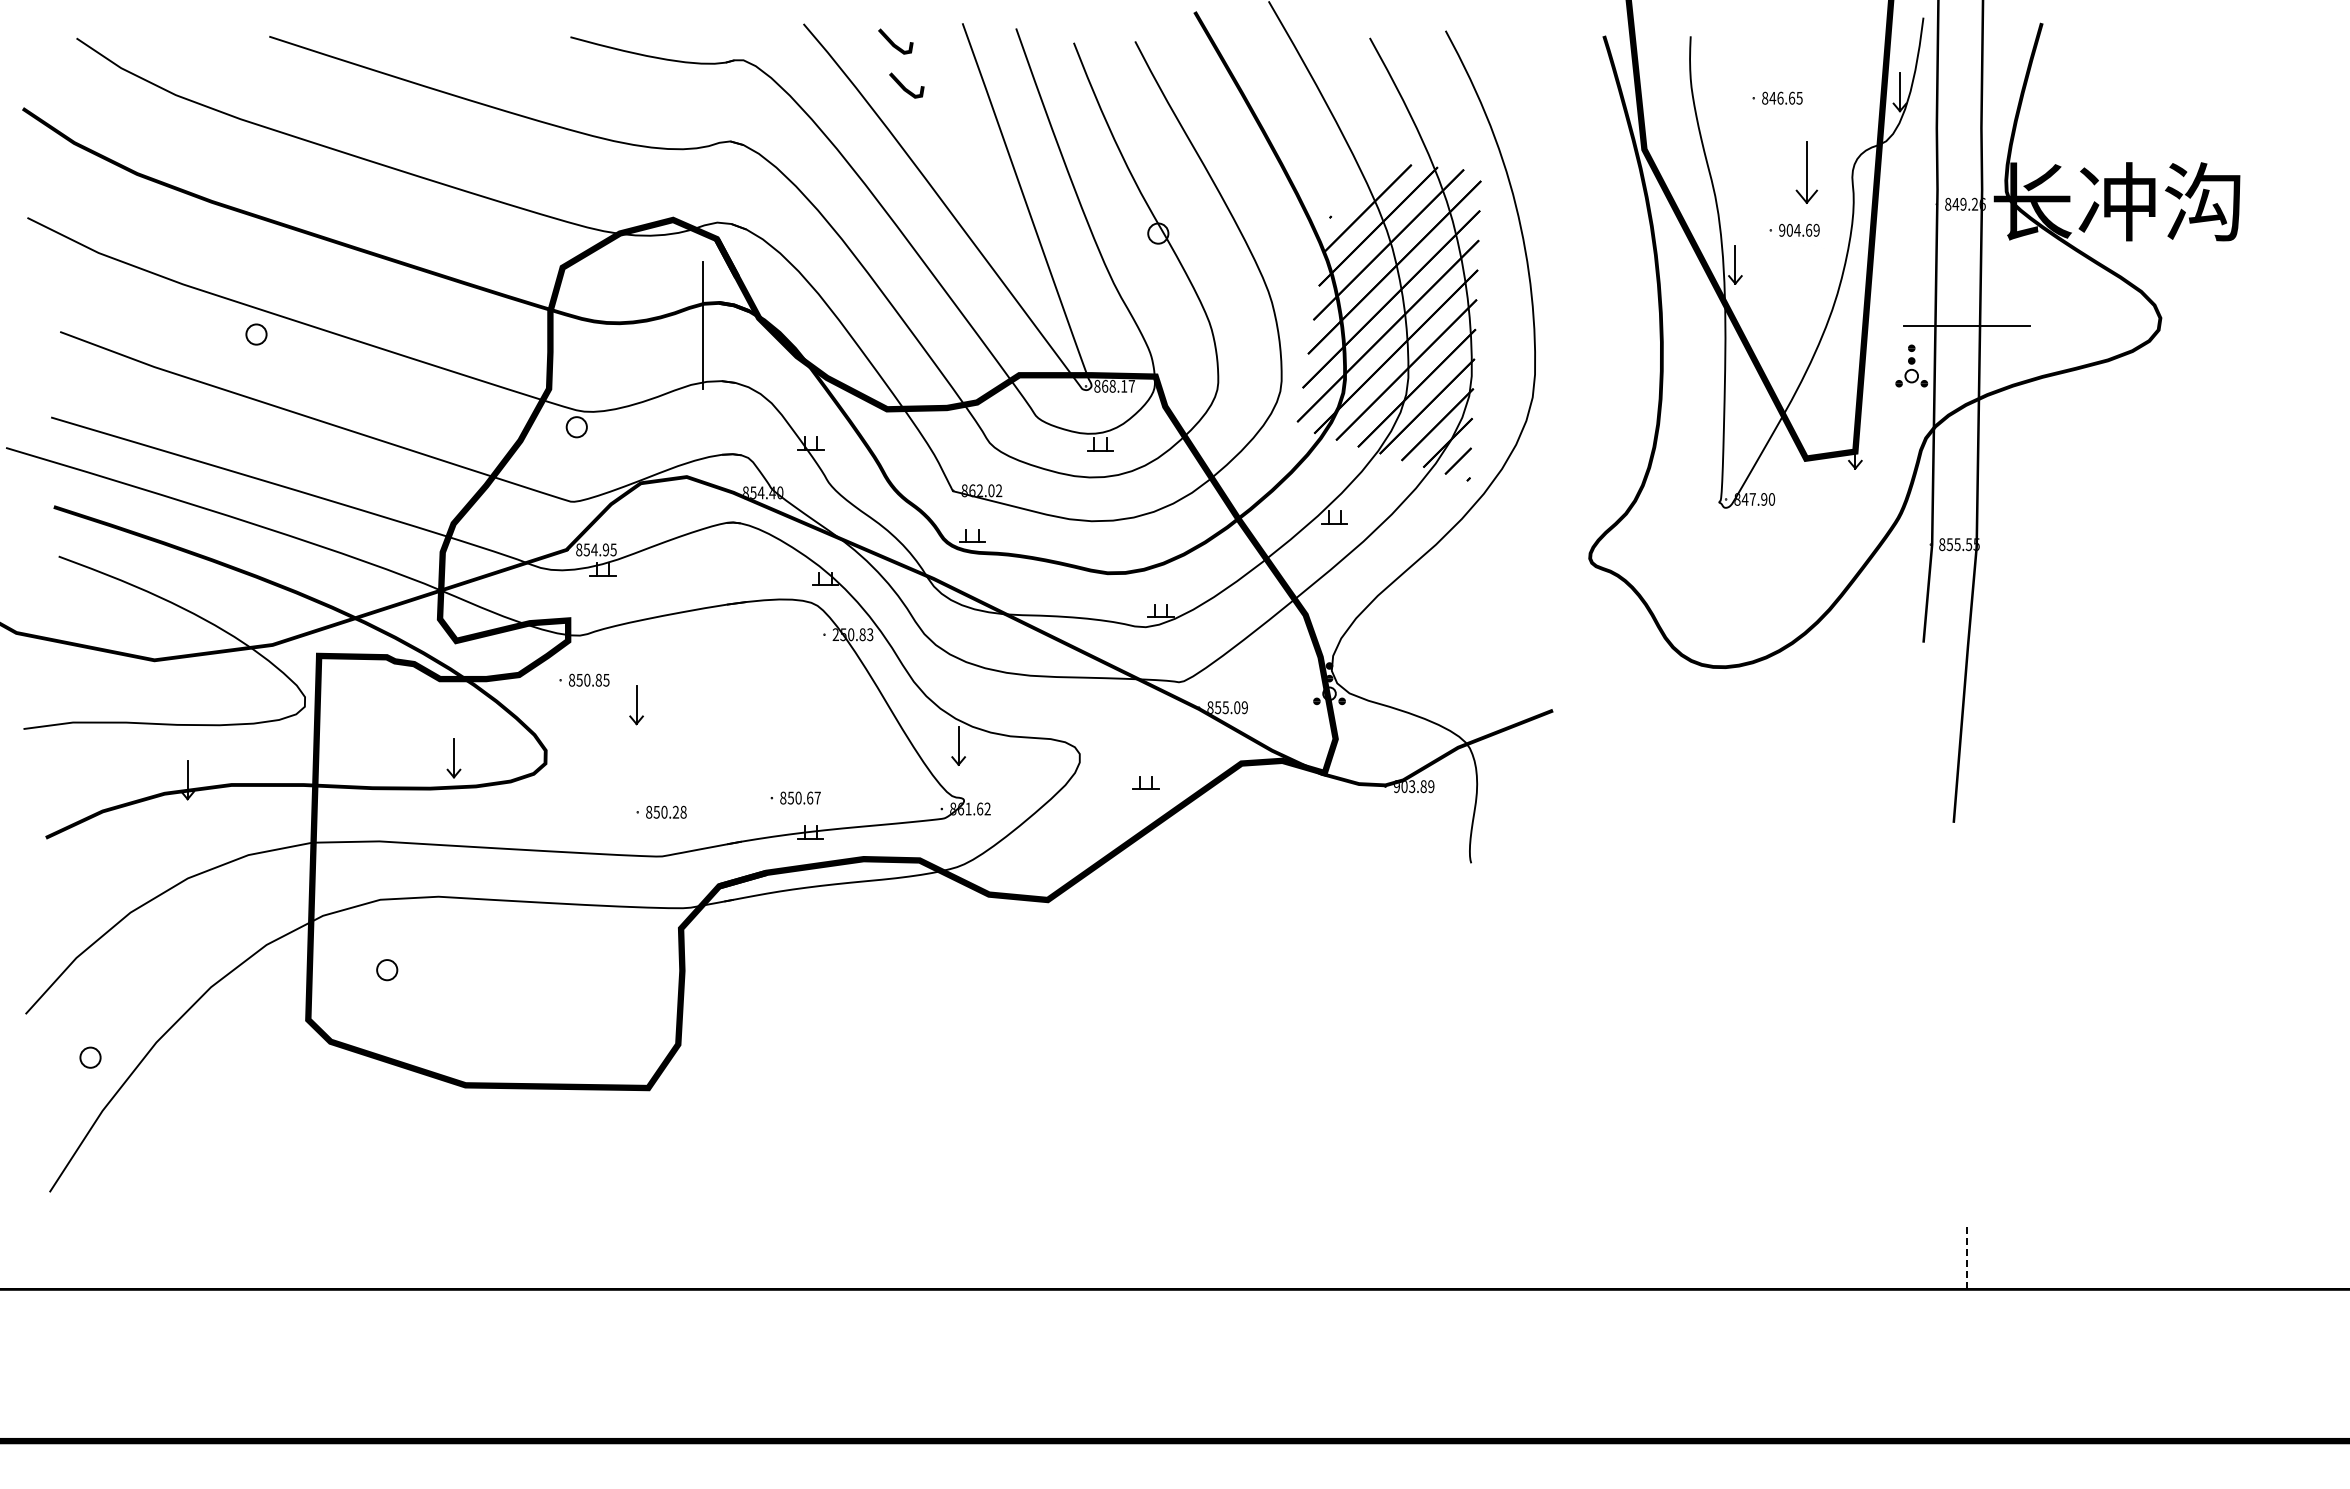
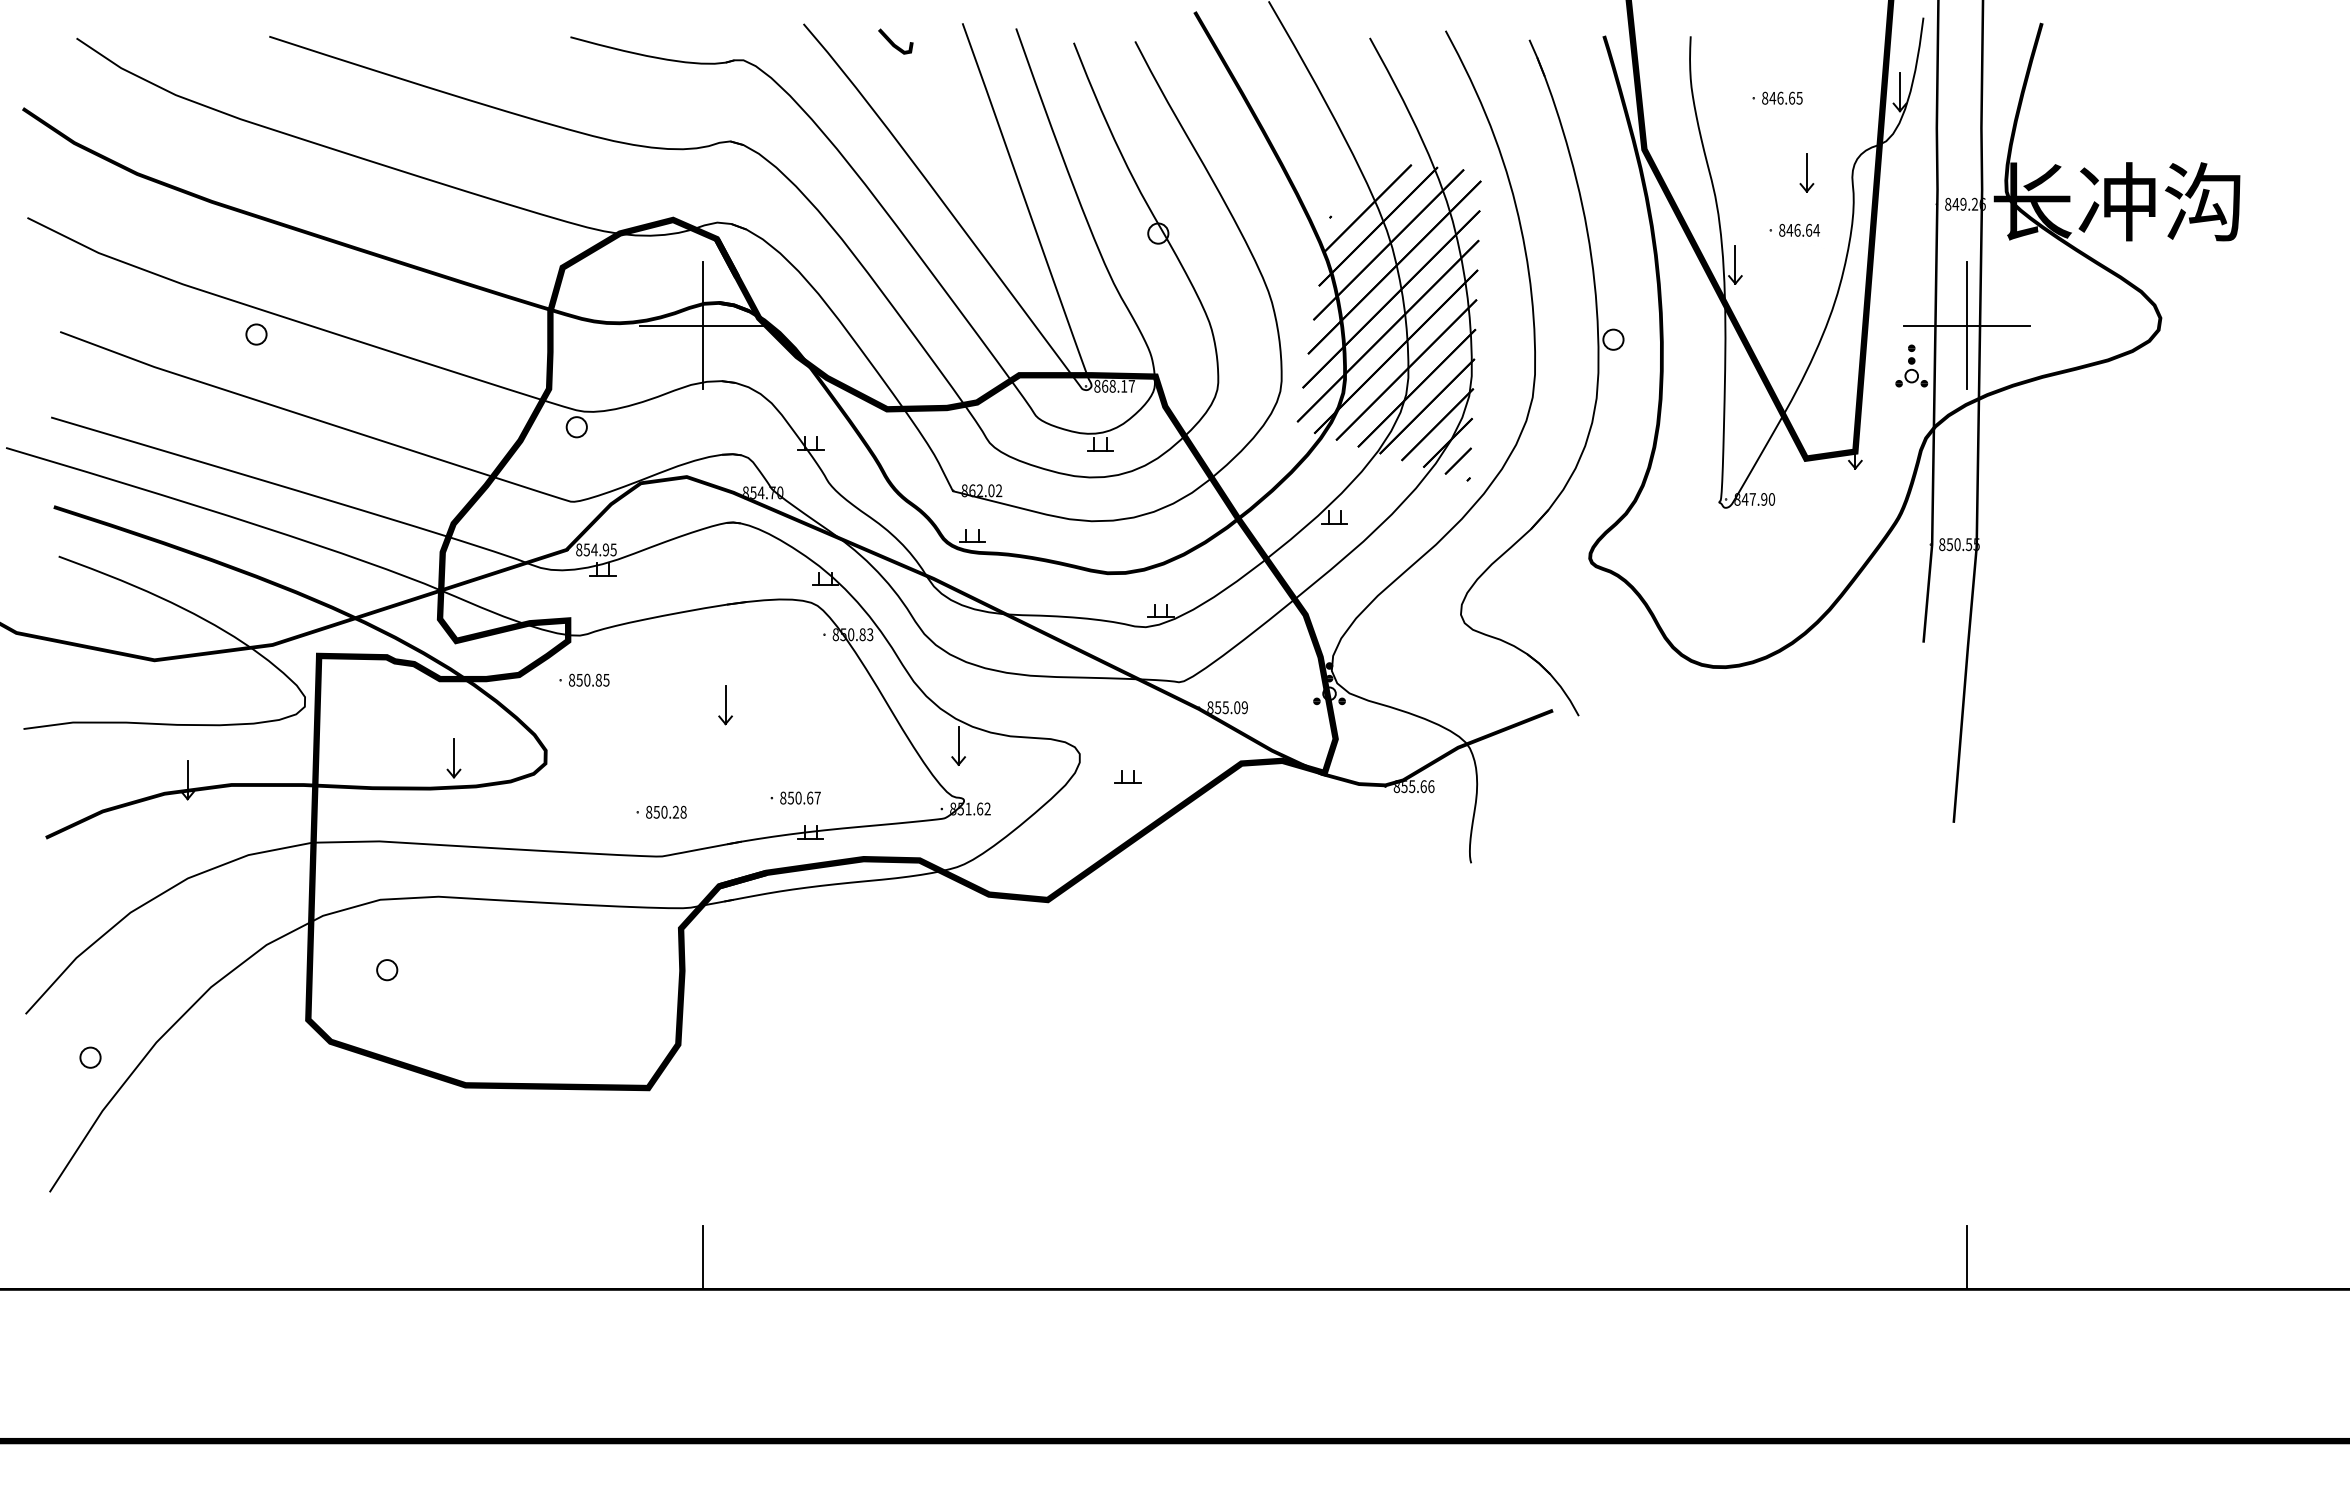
line: present -> none (904, 86)
part size: 24x63 px -> 16x40 px (1806, 172)
text: 904.69 -> 846.64 (1799, 229)
line: none -> present (703, 325)
line: none -> present (1966, 325)
part: none -> present (1596, 382)
text: 854.40 -> 854.70 (772, 492)
text: 855.55 -> 850.55 (1957, 544)
text: 250.83 -> 850.83 (835, 634)
part position: (636, 705) -> (725, 705) (725, 705)
part position: (1145, 782) -> (1127, 776) (1127, 776)
text: 903.89 -> 855.66 (1413, 786)
text: 861.62 -> 851.62 (960, 808)
line: none -> present (703, 1257)
line: dashed -> solid (1966, 1257)
